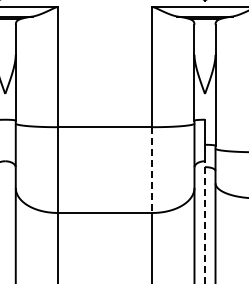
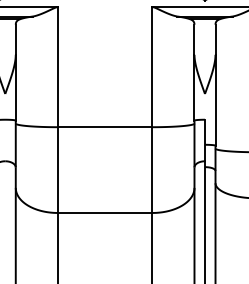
line: dashed -> solid (152, 170)
line: dashed -> solid (205, 222)
